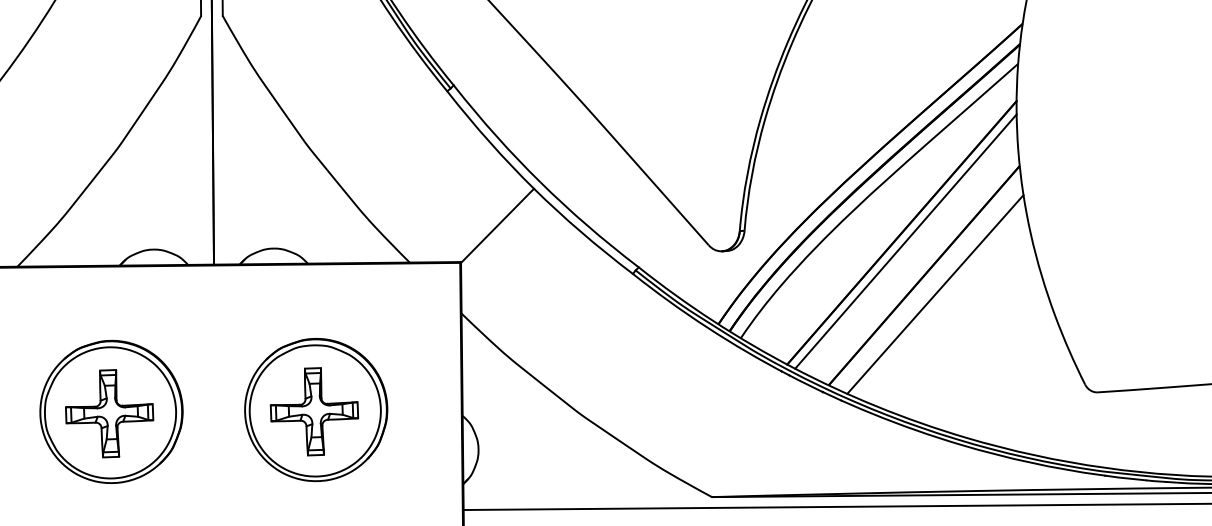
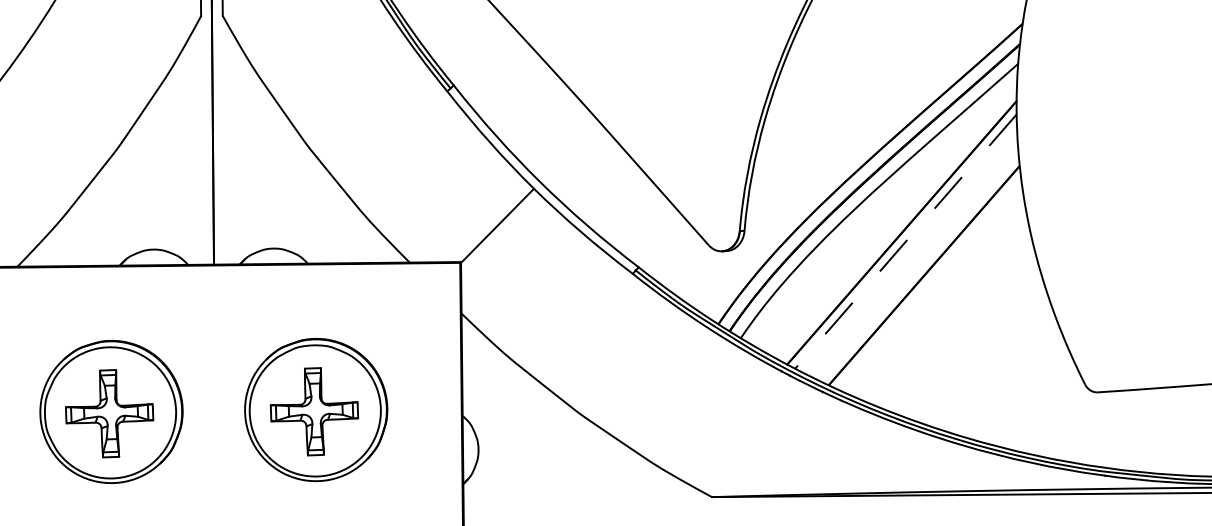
line: solid -> dashed (905, 241)
line: present -> none (935, 294)
line: present -> none (835, 506)
